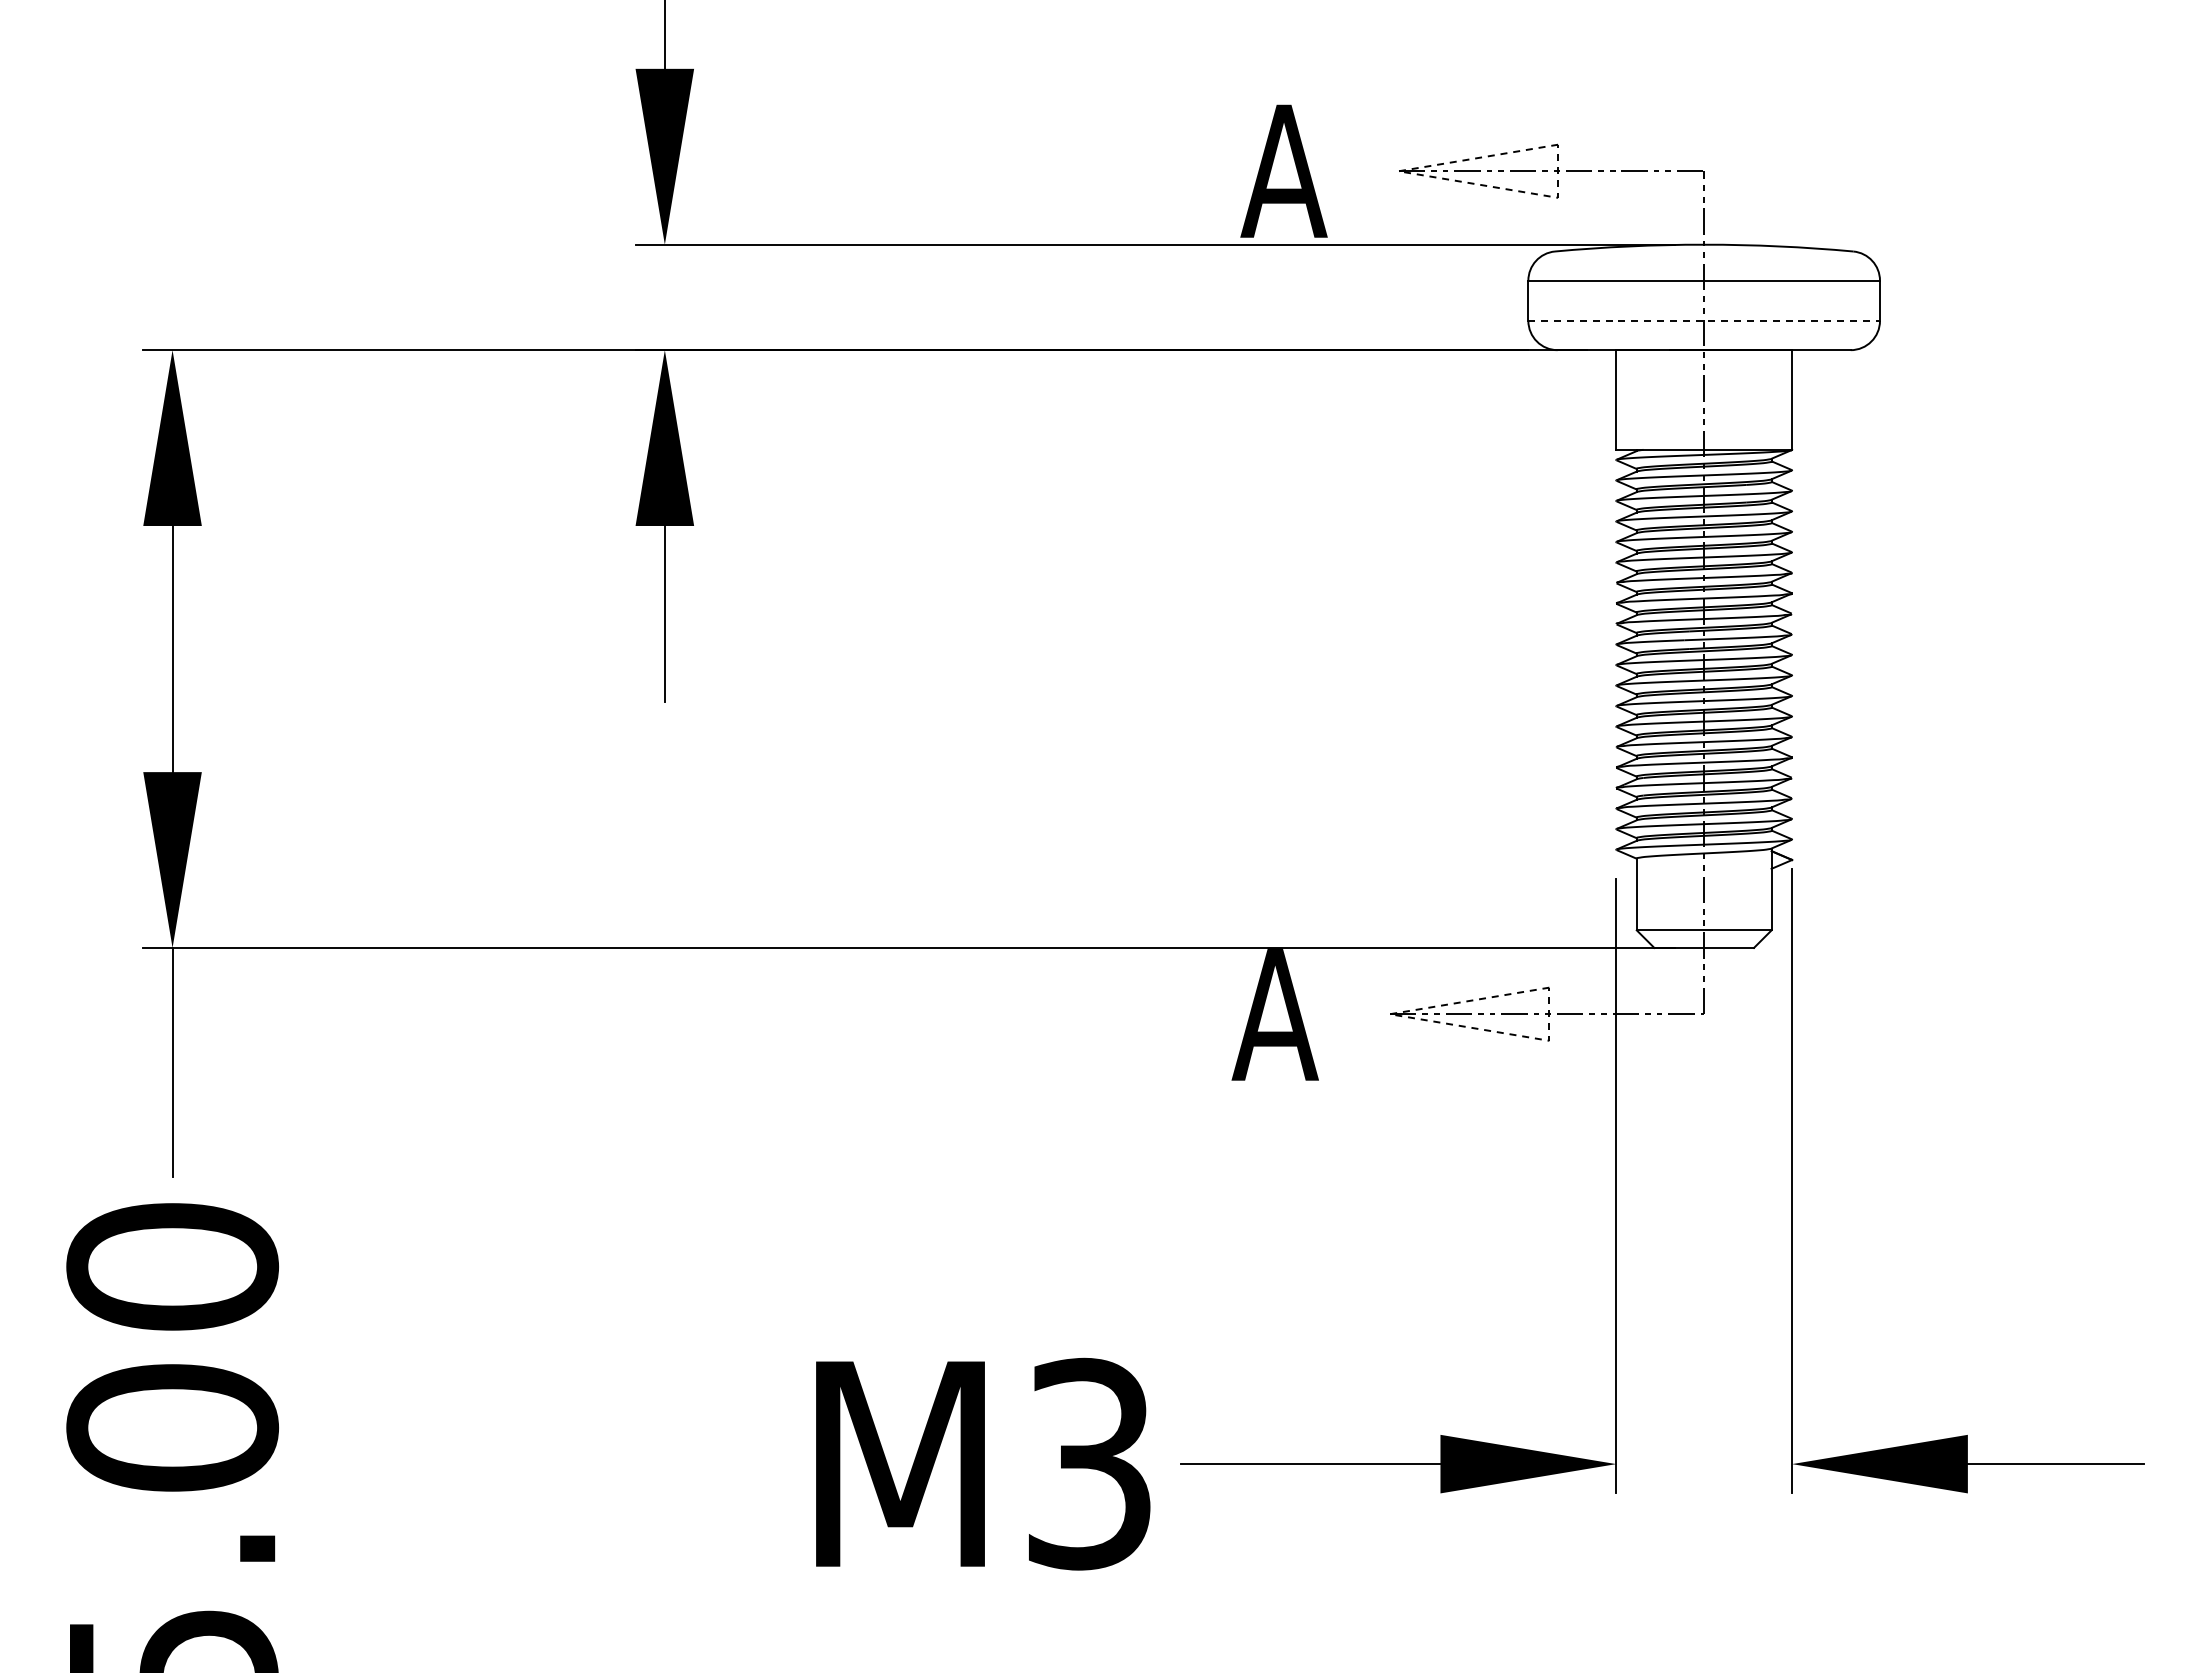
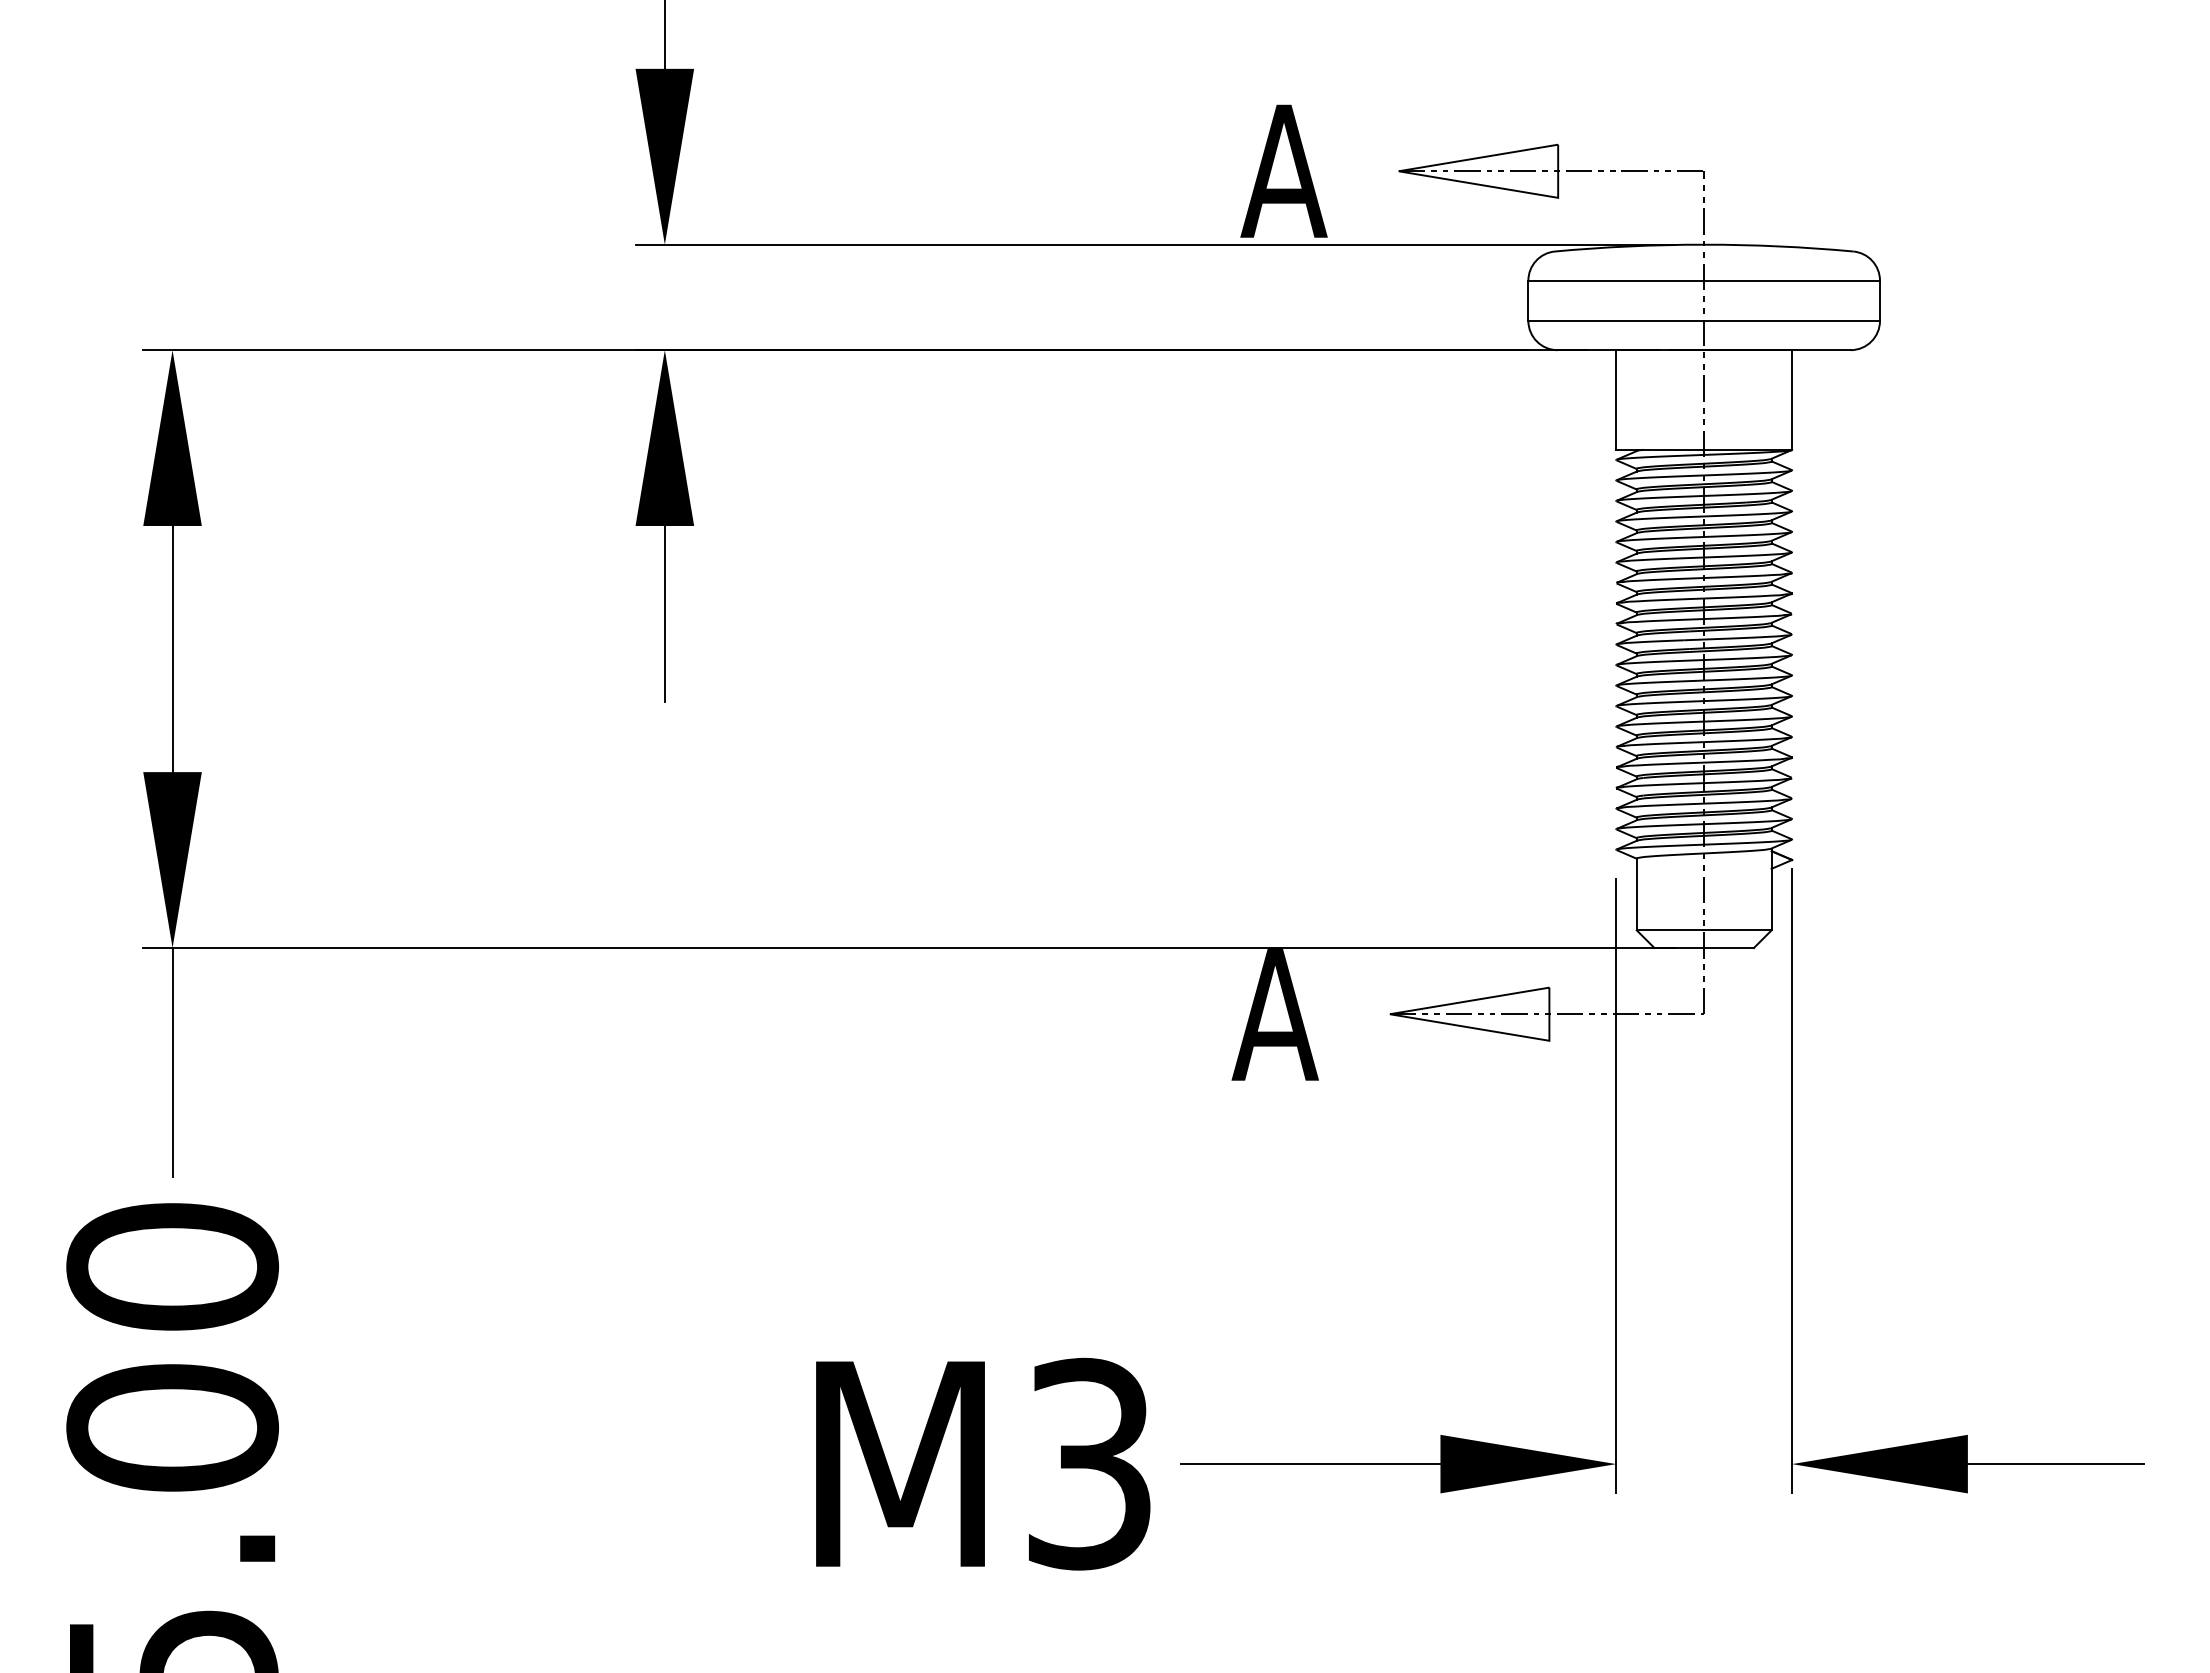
line: dashed -> solid (1425, 175)
line: dashed -> solid (1704, 320)
line: dashed -> solid (1416, 1018)
